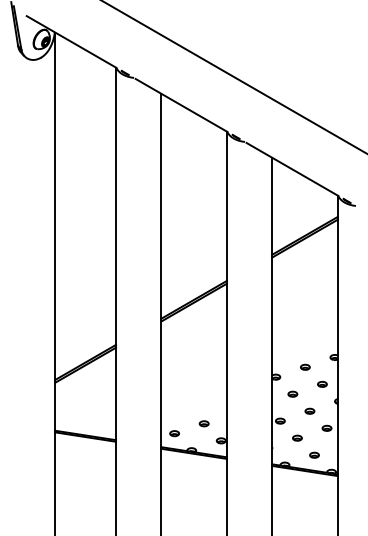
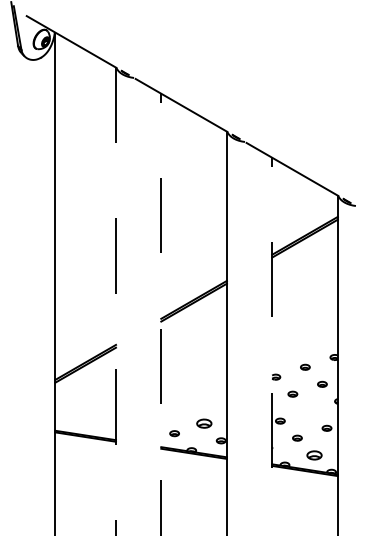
line: present -> none (234, 77)
line: solid -> dashed (116, 301)
line: solid -> dashed (161, 314)
line: solid -> dashed (272, 346)
part: present -> none (309, 410)
part size: 12x8 px -> 17x11 px (204, 423)
part size: 11x8 px -> 17x11 px (314, 455)
